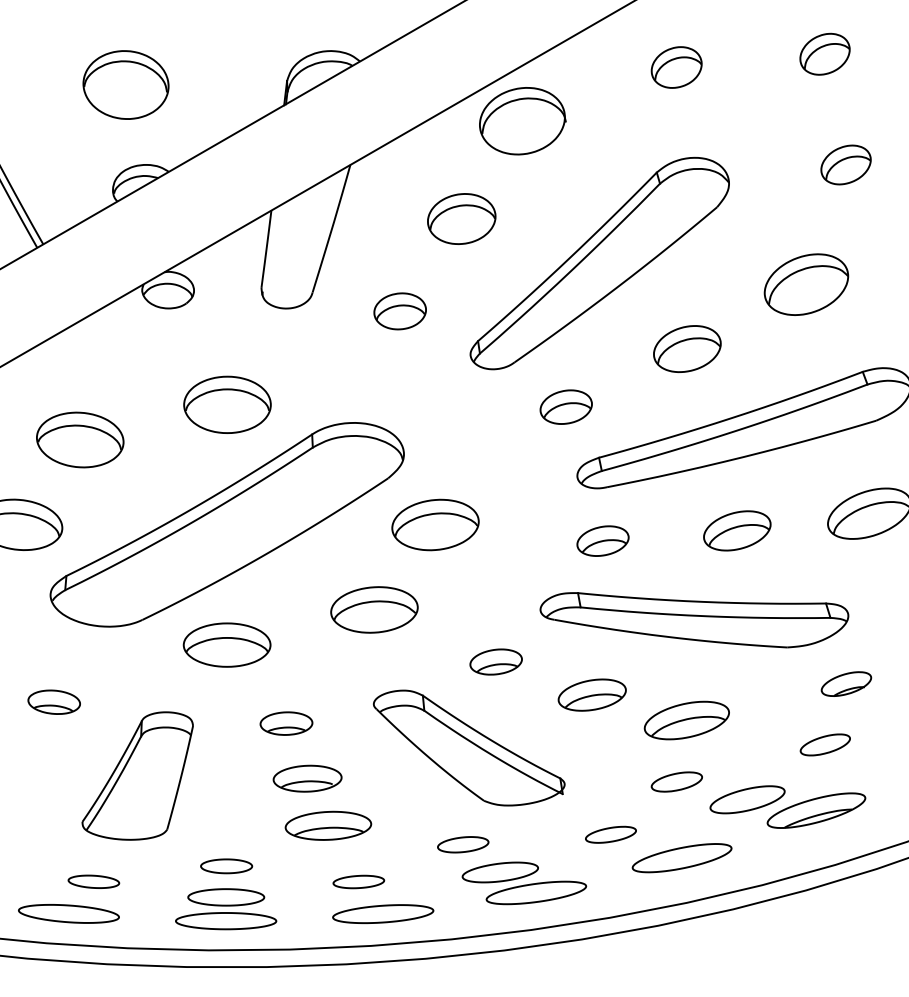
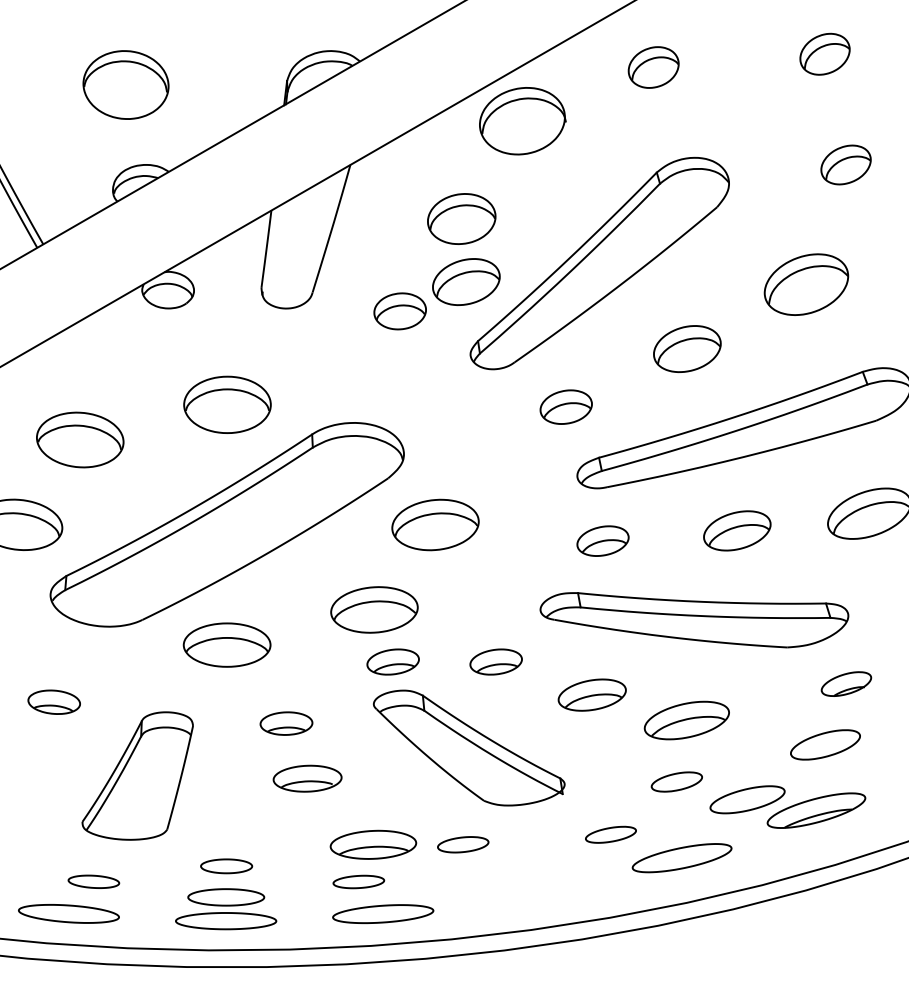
part position: (676, 67) -> (653, 67) (653, 67)
part: none -> present (466, 281)
part: none -> present (392, 661)
part size: 52x24 px -> 71x32 px (825, 744)
part position: (328, 825) -> (373, 844) (373, 844)
part: present -> none (524, 883)
